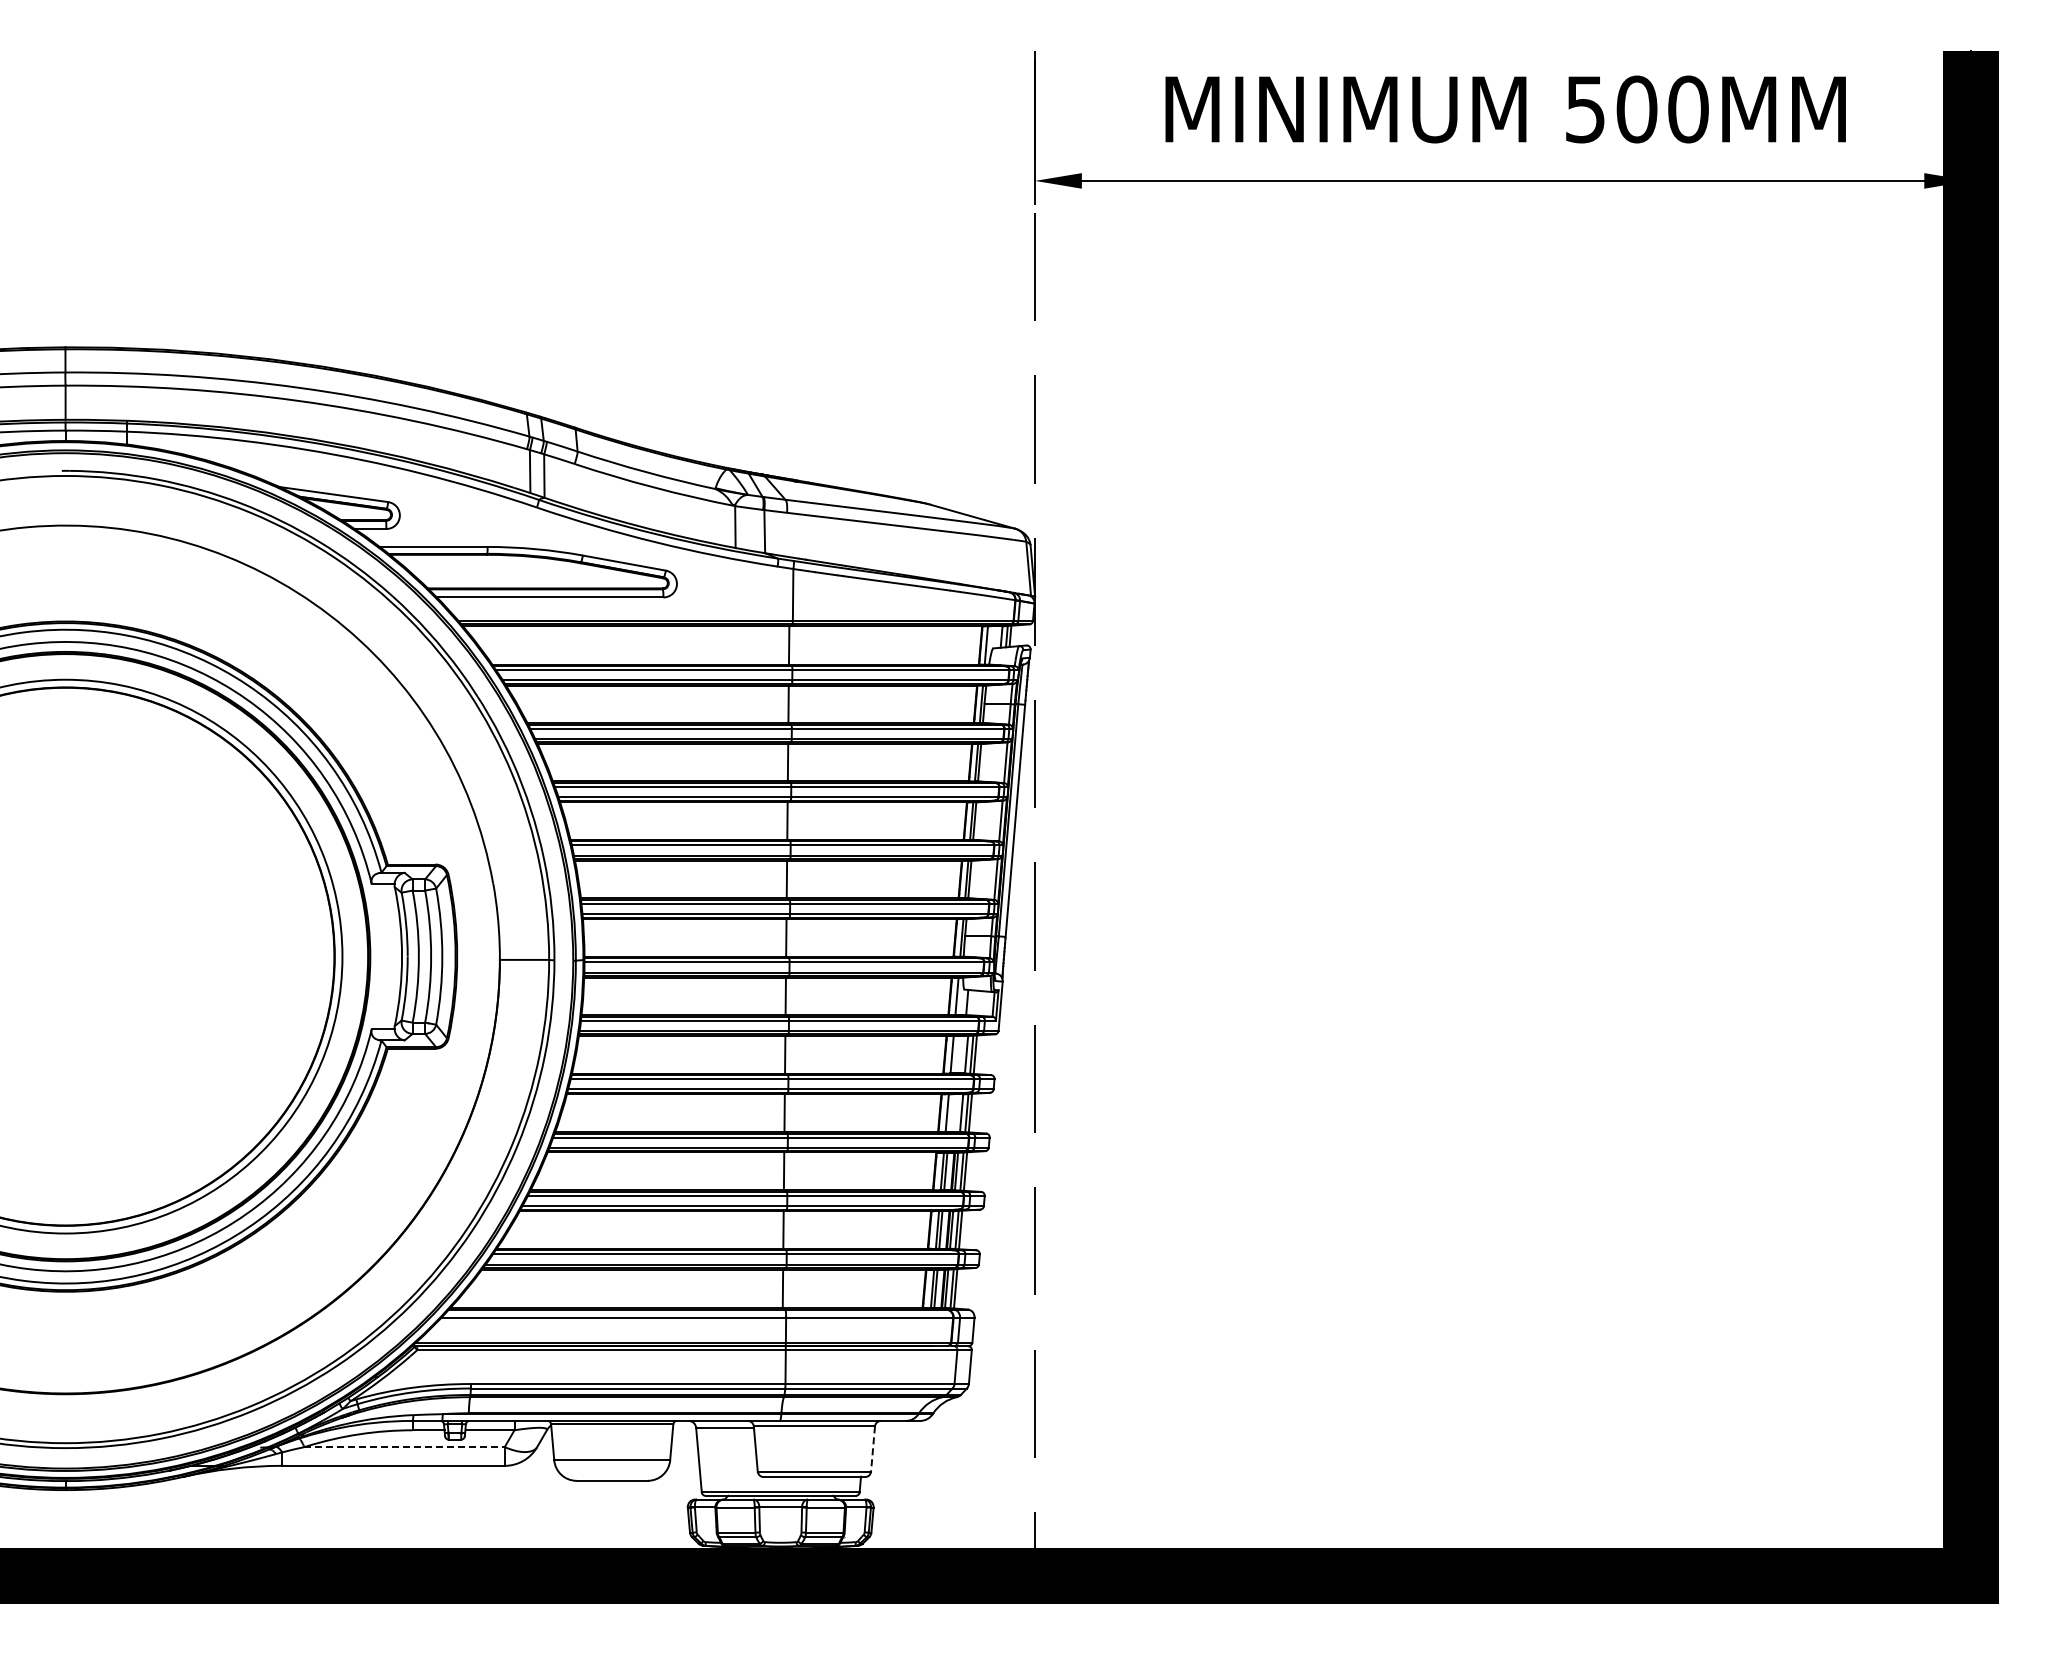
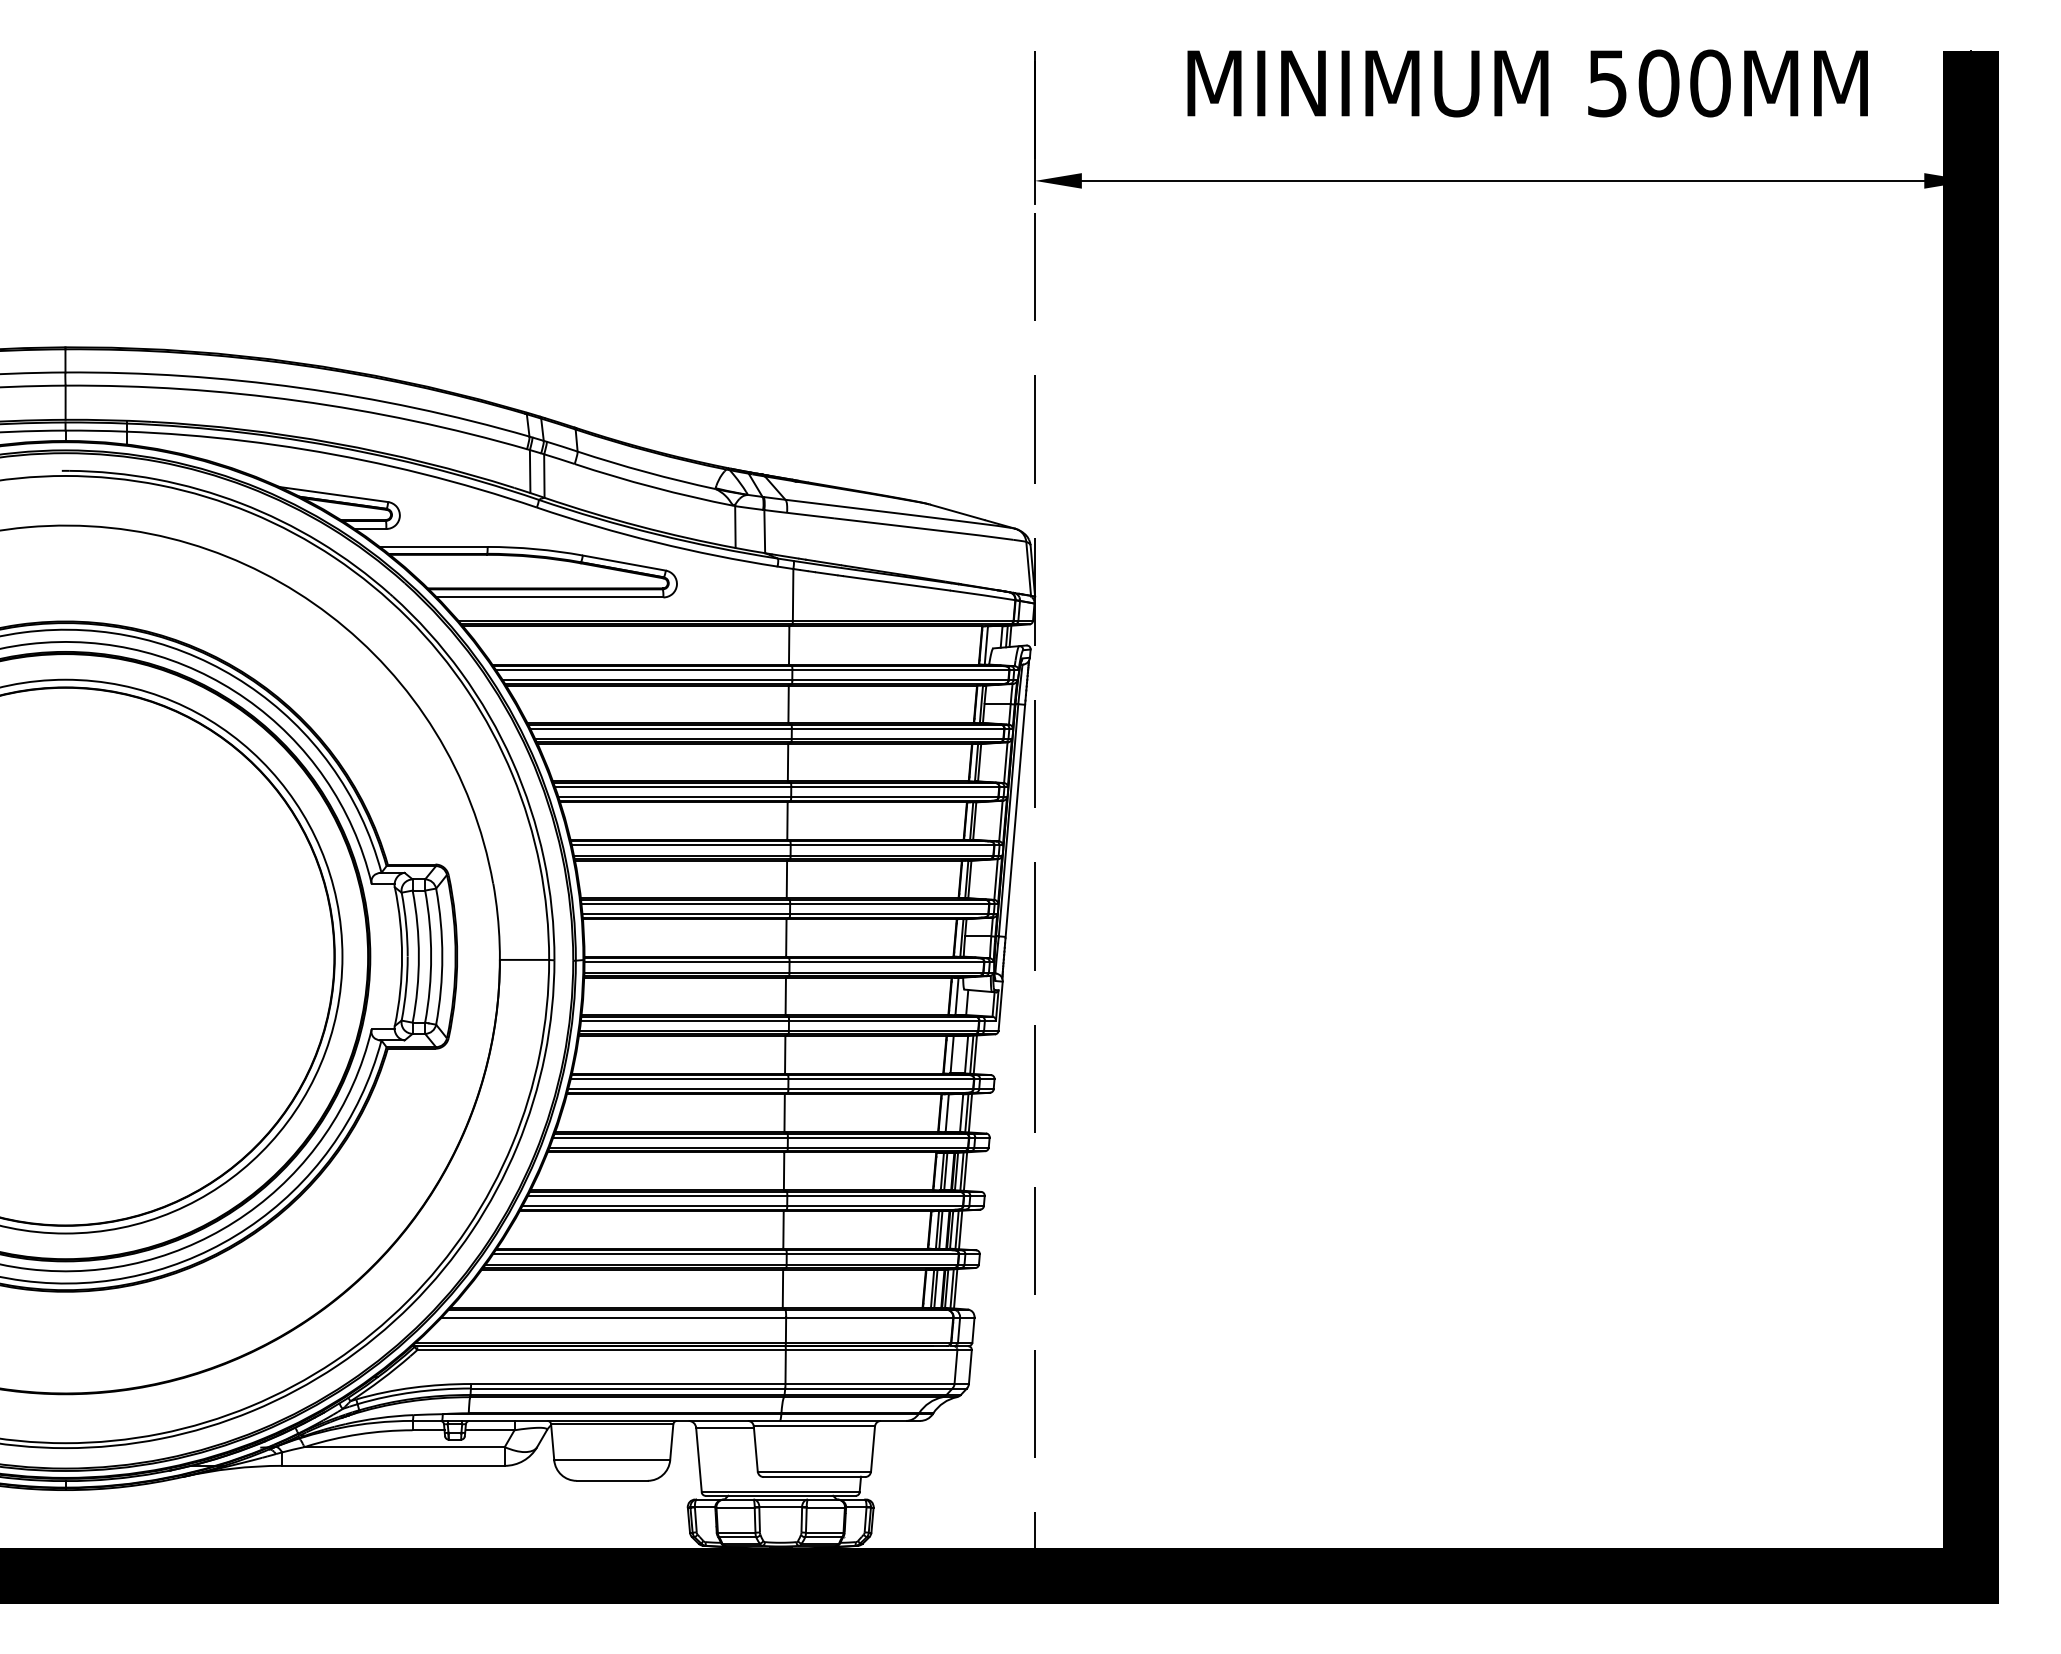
text position: (1505, 109) -> (1527, 83) (1527, 83)
line: dashed -> solid (405, 1447)
line: dashed -> solid (873, 1449)
